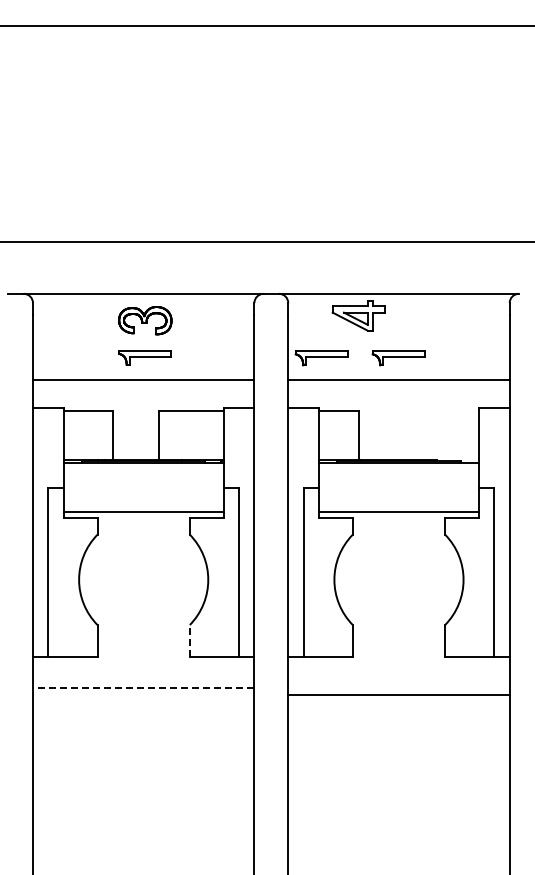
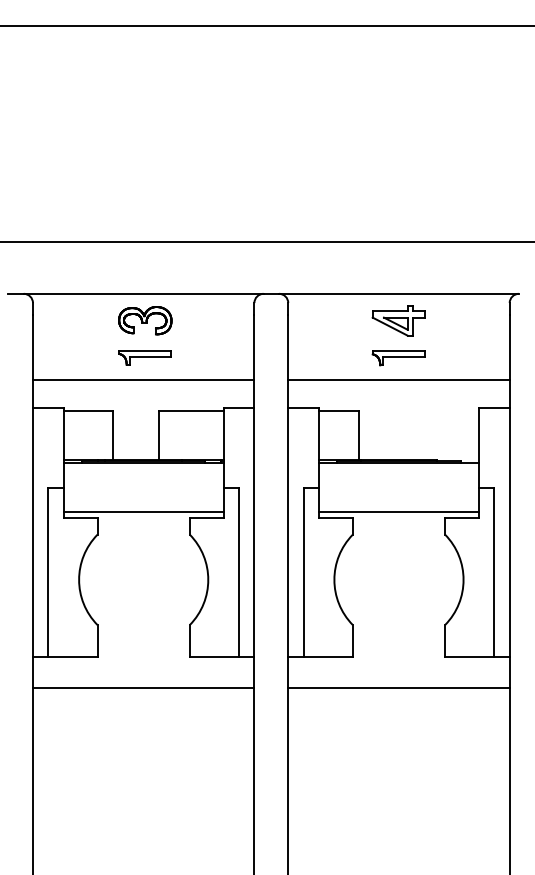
part position: (358, 315) -> (398, 320) (398, 320)
part: present -> none (321, 358)
line: dashed -> solid (189, 640)
line: dashed -> solid (143, 687)
line position: (398, 694) -> (398, 687) (398, 687)
